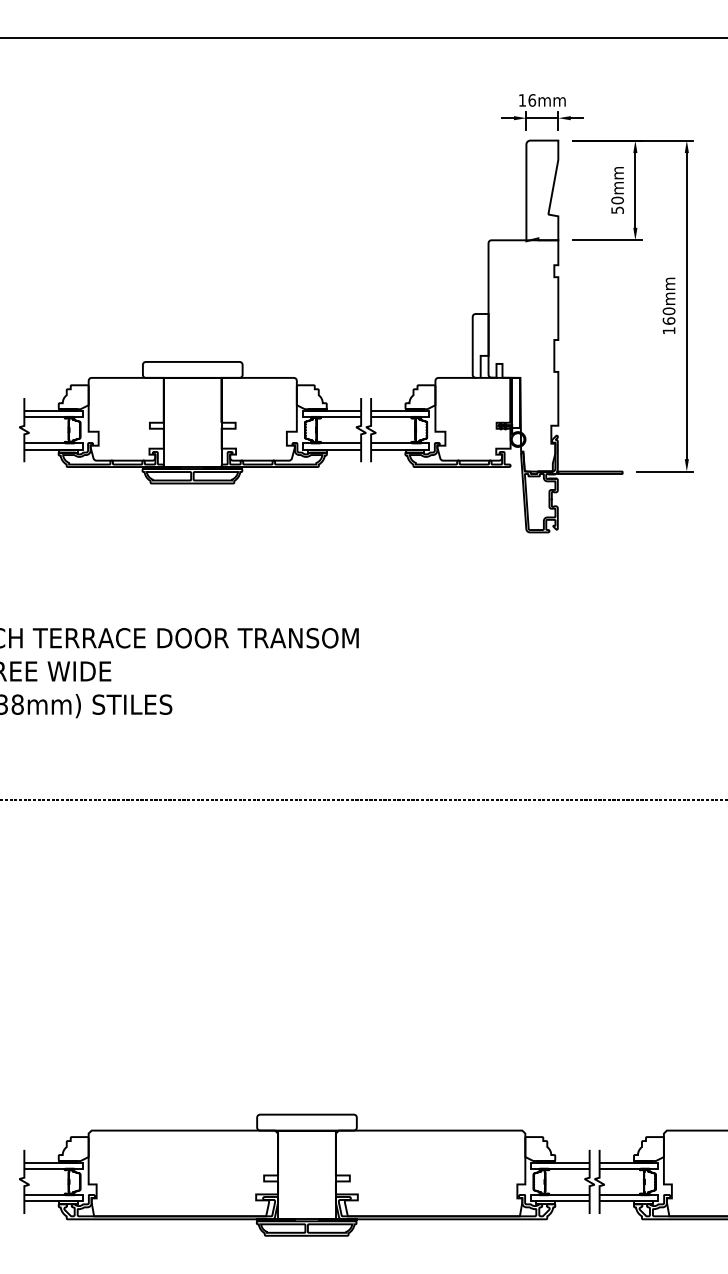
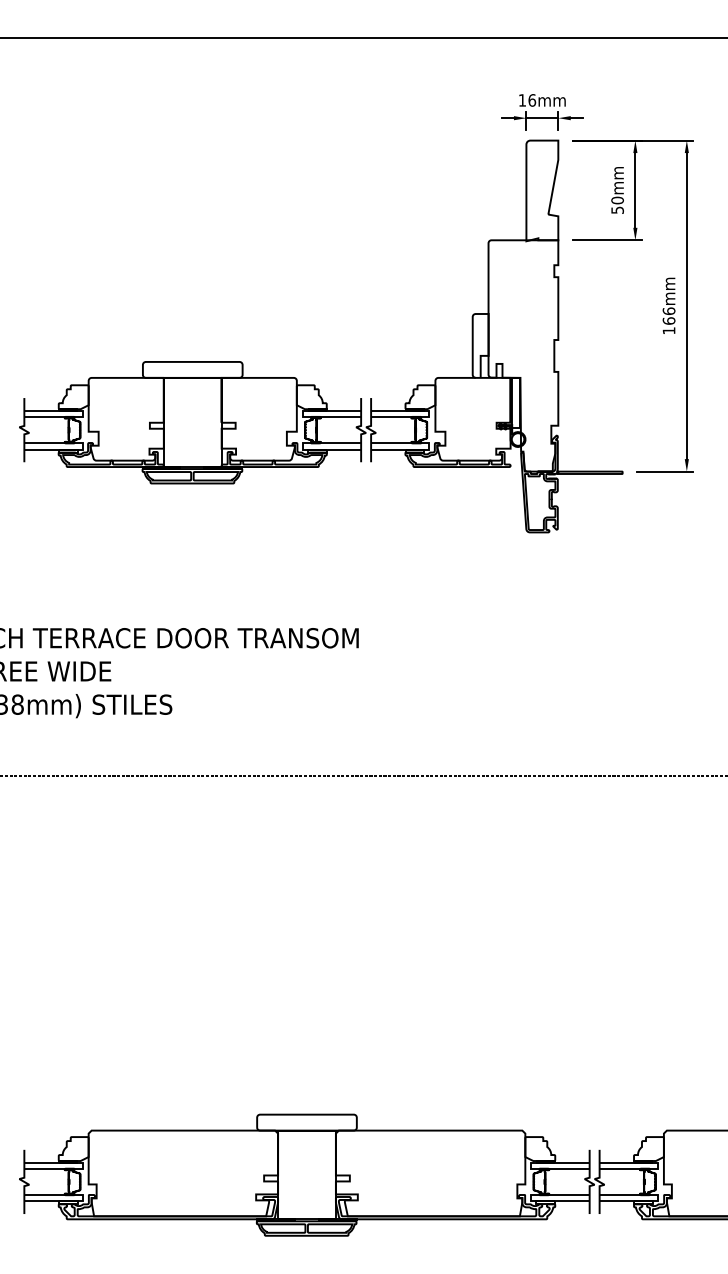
text: 160mm -> 166mm (668, 310)
line position: (363, 799) -> (363, 775) (363, 775)
